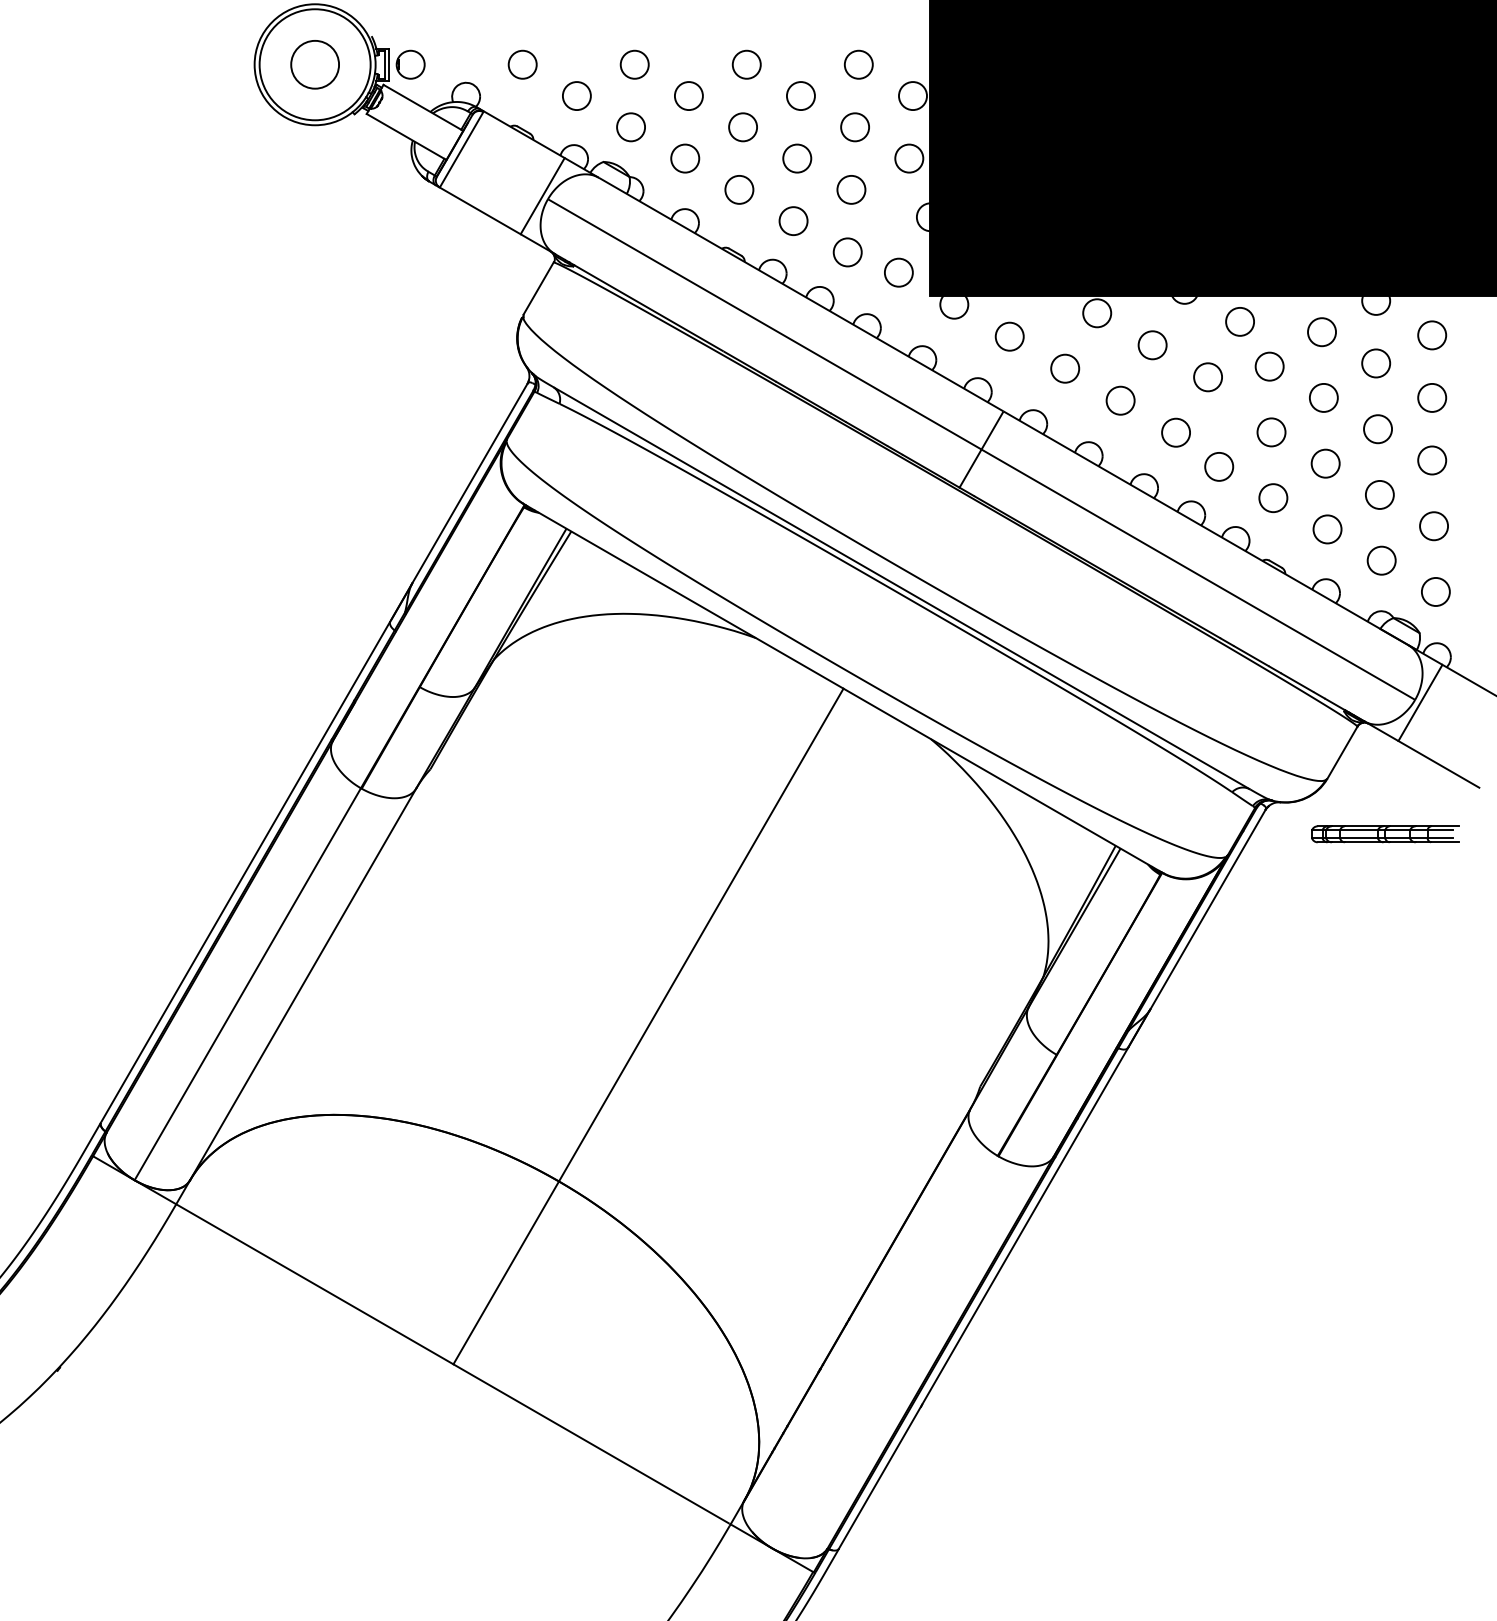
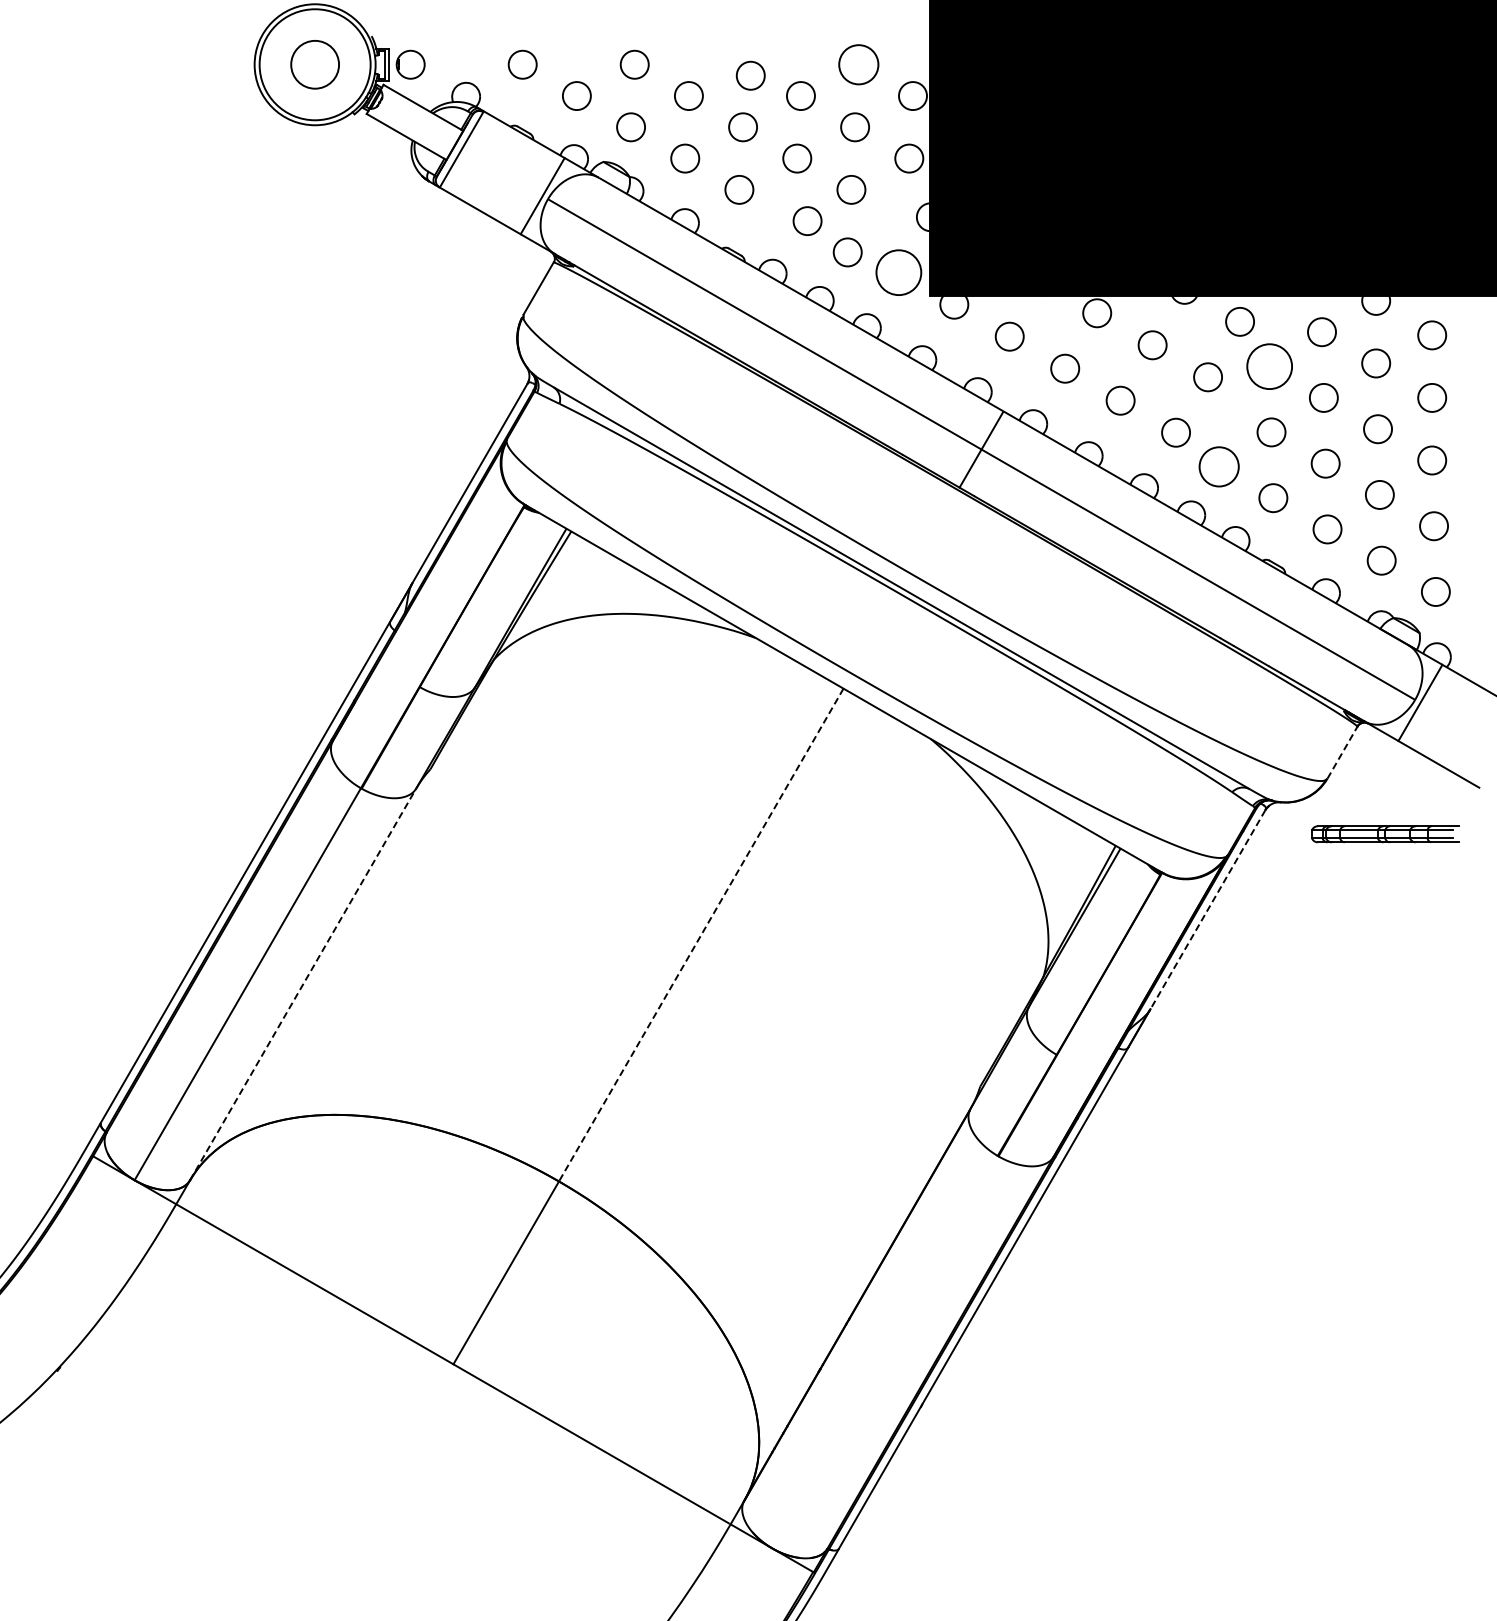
circle position: (746, 64) -> (750, 75) (750, 75)
circle diameter: 28 px -> 39 px (858, 64)
circle position: (793, 220) -> (807, 220) (807, 220)
circle diameter: 28 px -> 45 px (898, 272)
circle diameter: 28 px -> 45 px (1269, 366)
circle diameter: 28 px -> 39 px (1218, 466)
line: solid -> dashed (1342, 752)
line: solid -> dashed (1207, 909)
line: solid -> dashed (701, 935)
line: solid -> dashed (303, 984)
